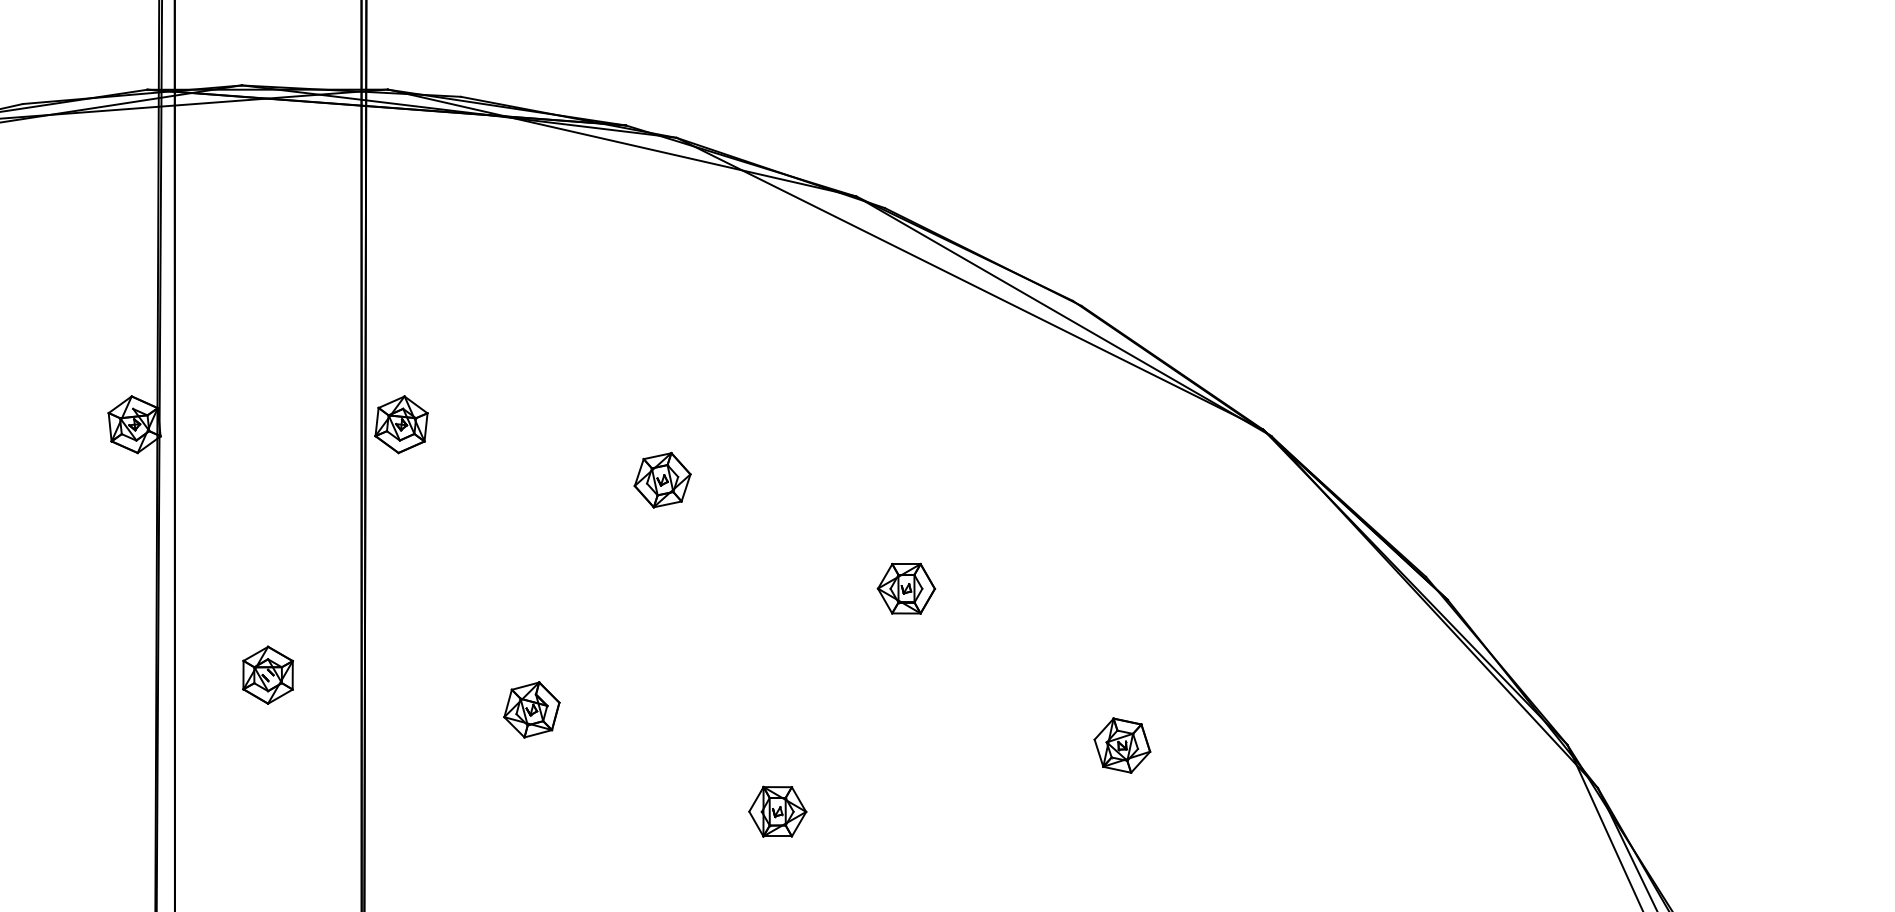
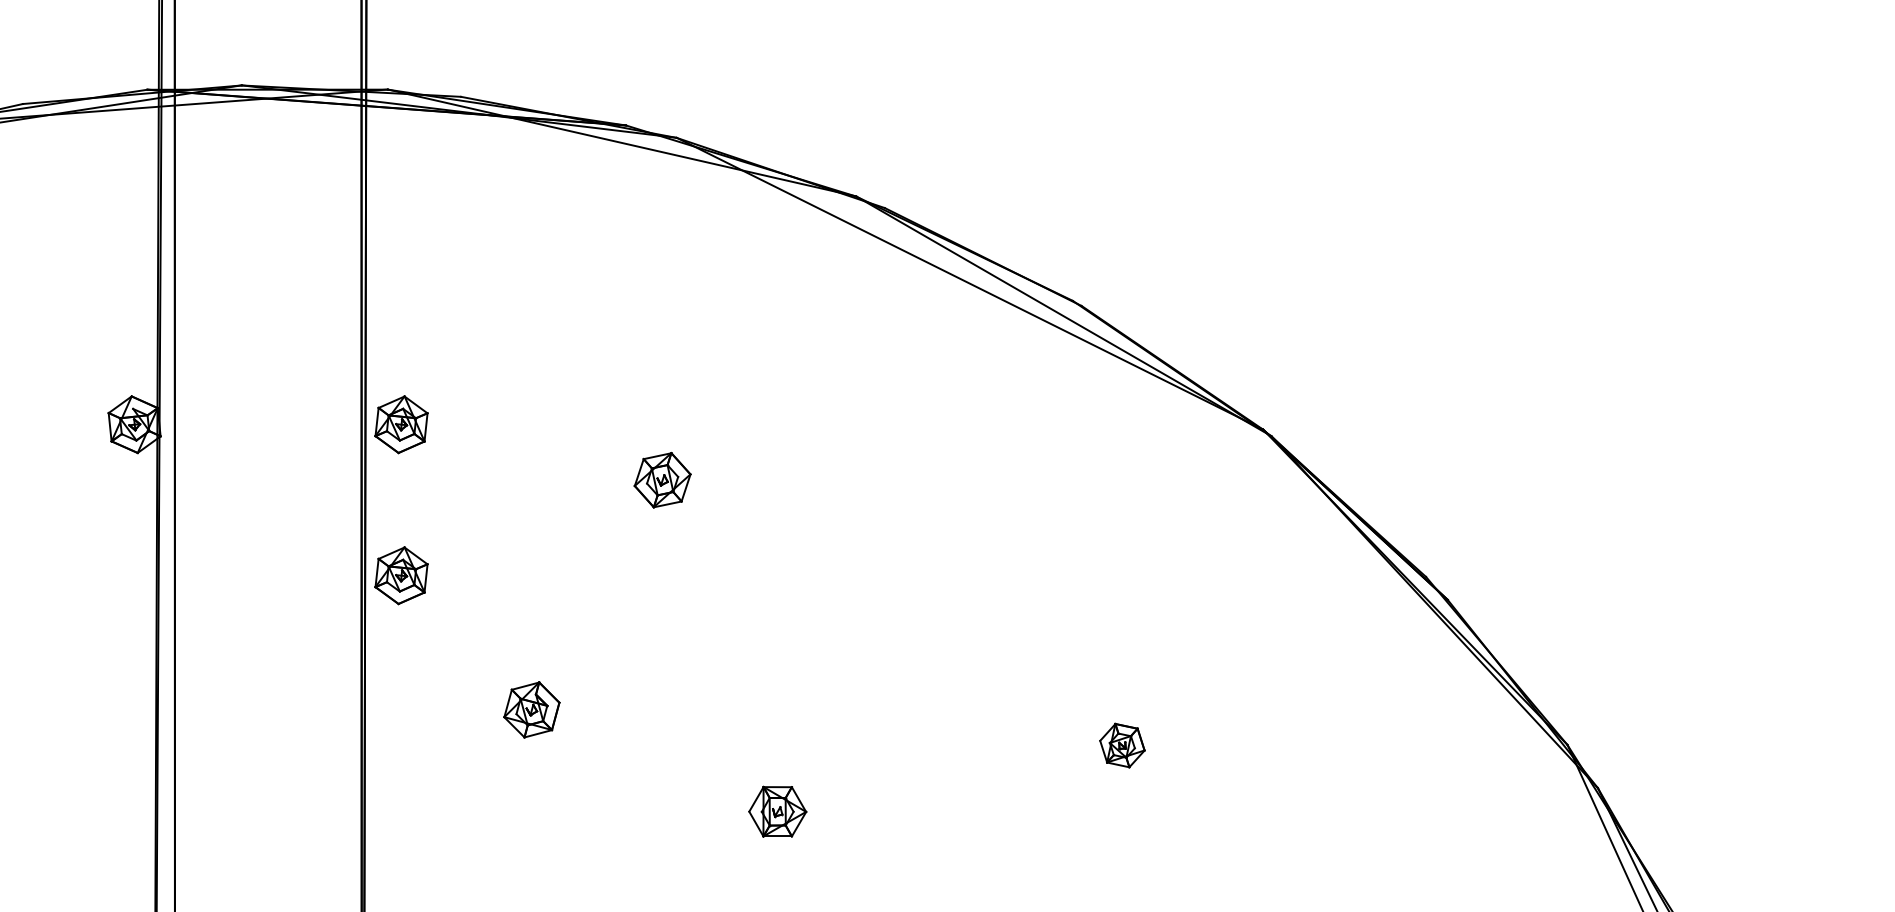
part: none -> present (401, 575)
part: present -> none (906, 588)
part: present -> none (267, 674)
part size: 59x57 px -> 47x47 px (1122, 745)
